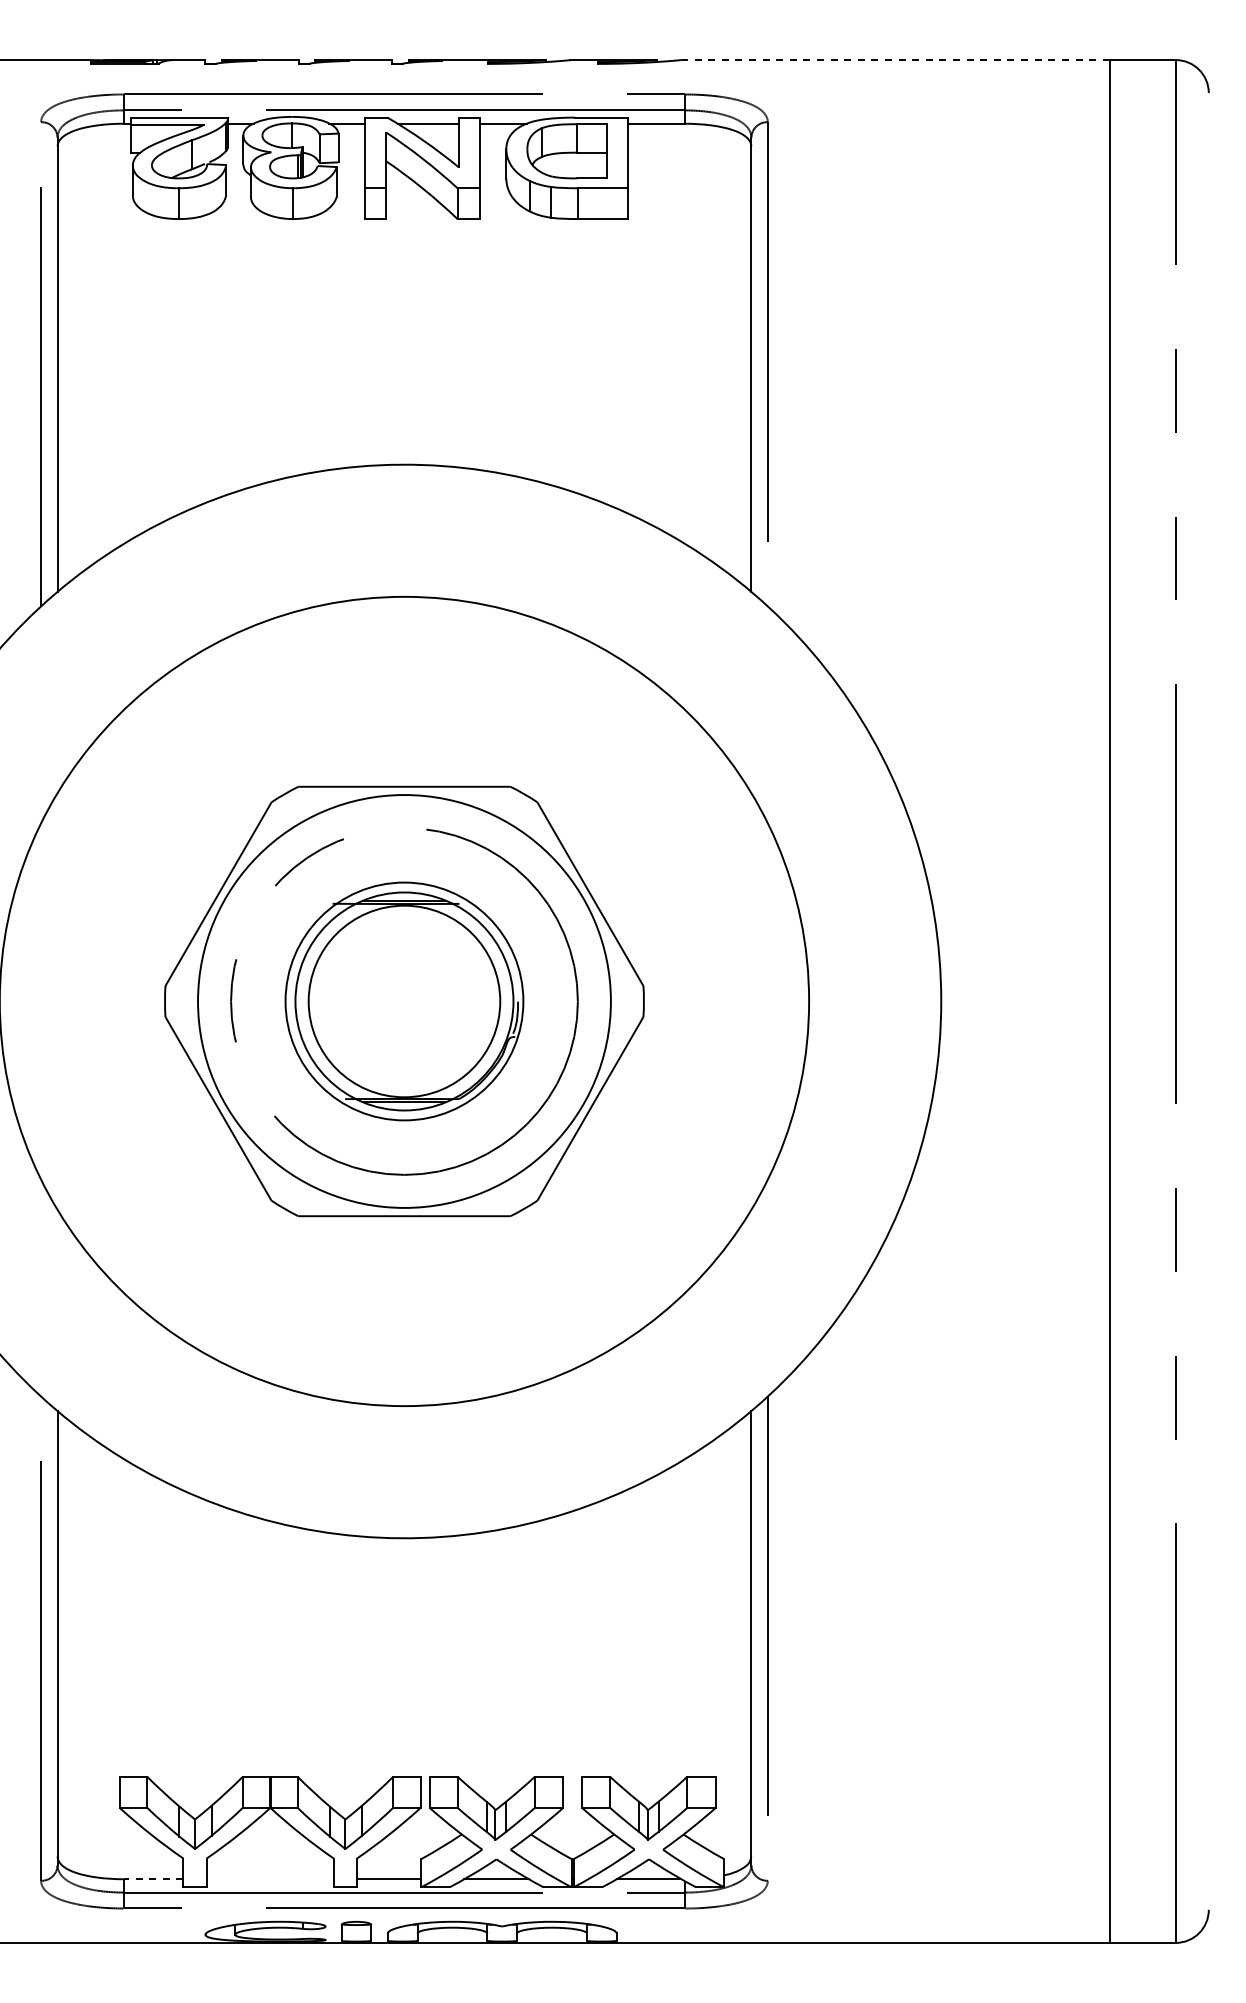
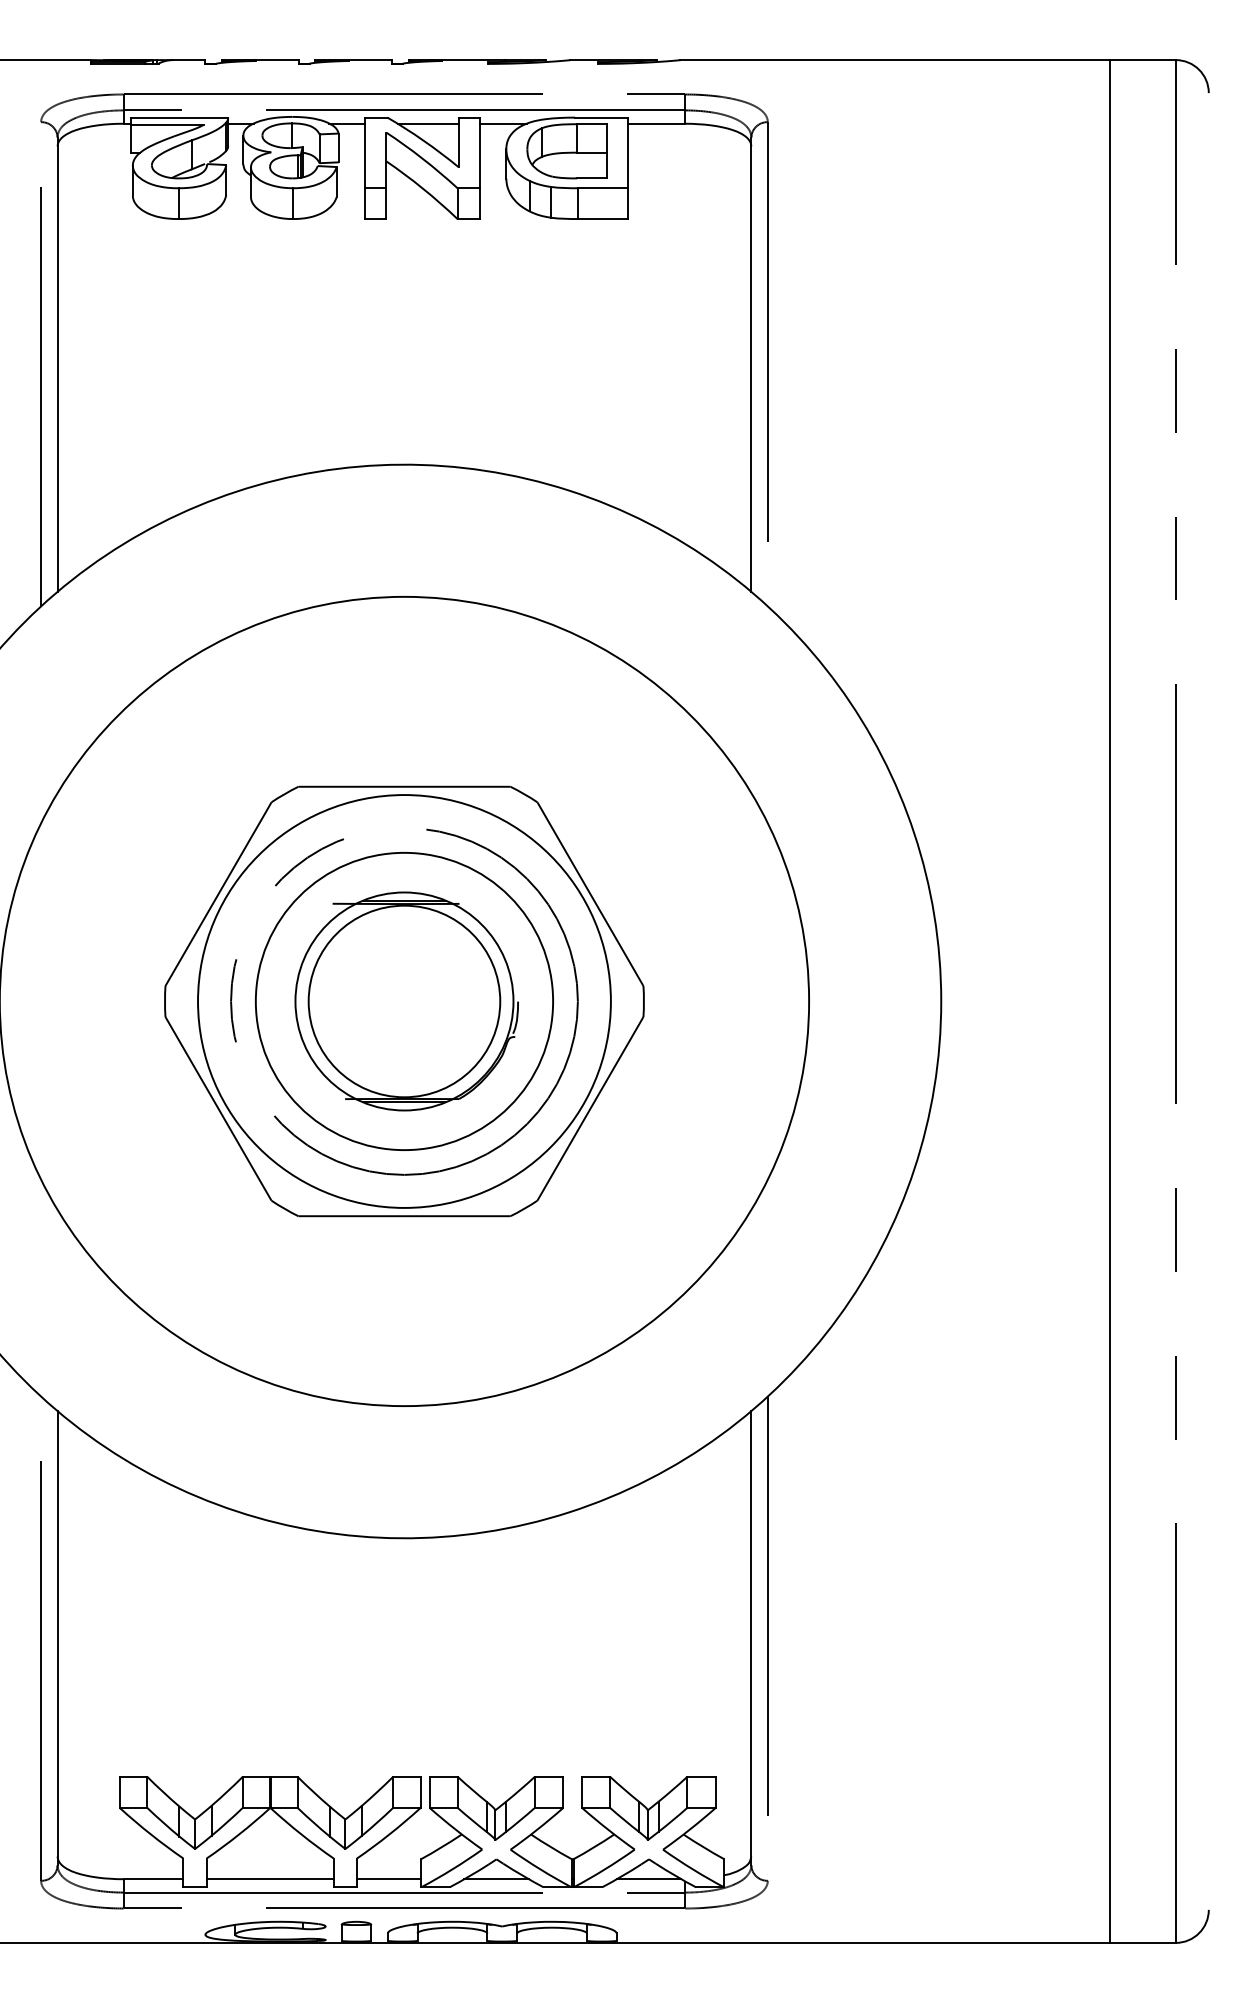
line: dashed -> solid (894, 60)
circle diameter: 238 px -> 297 px (404, 1001)
line: dashed -> solid (153, 1879)
line: none -> present (269, 1879)
